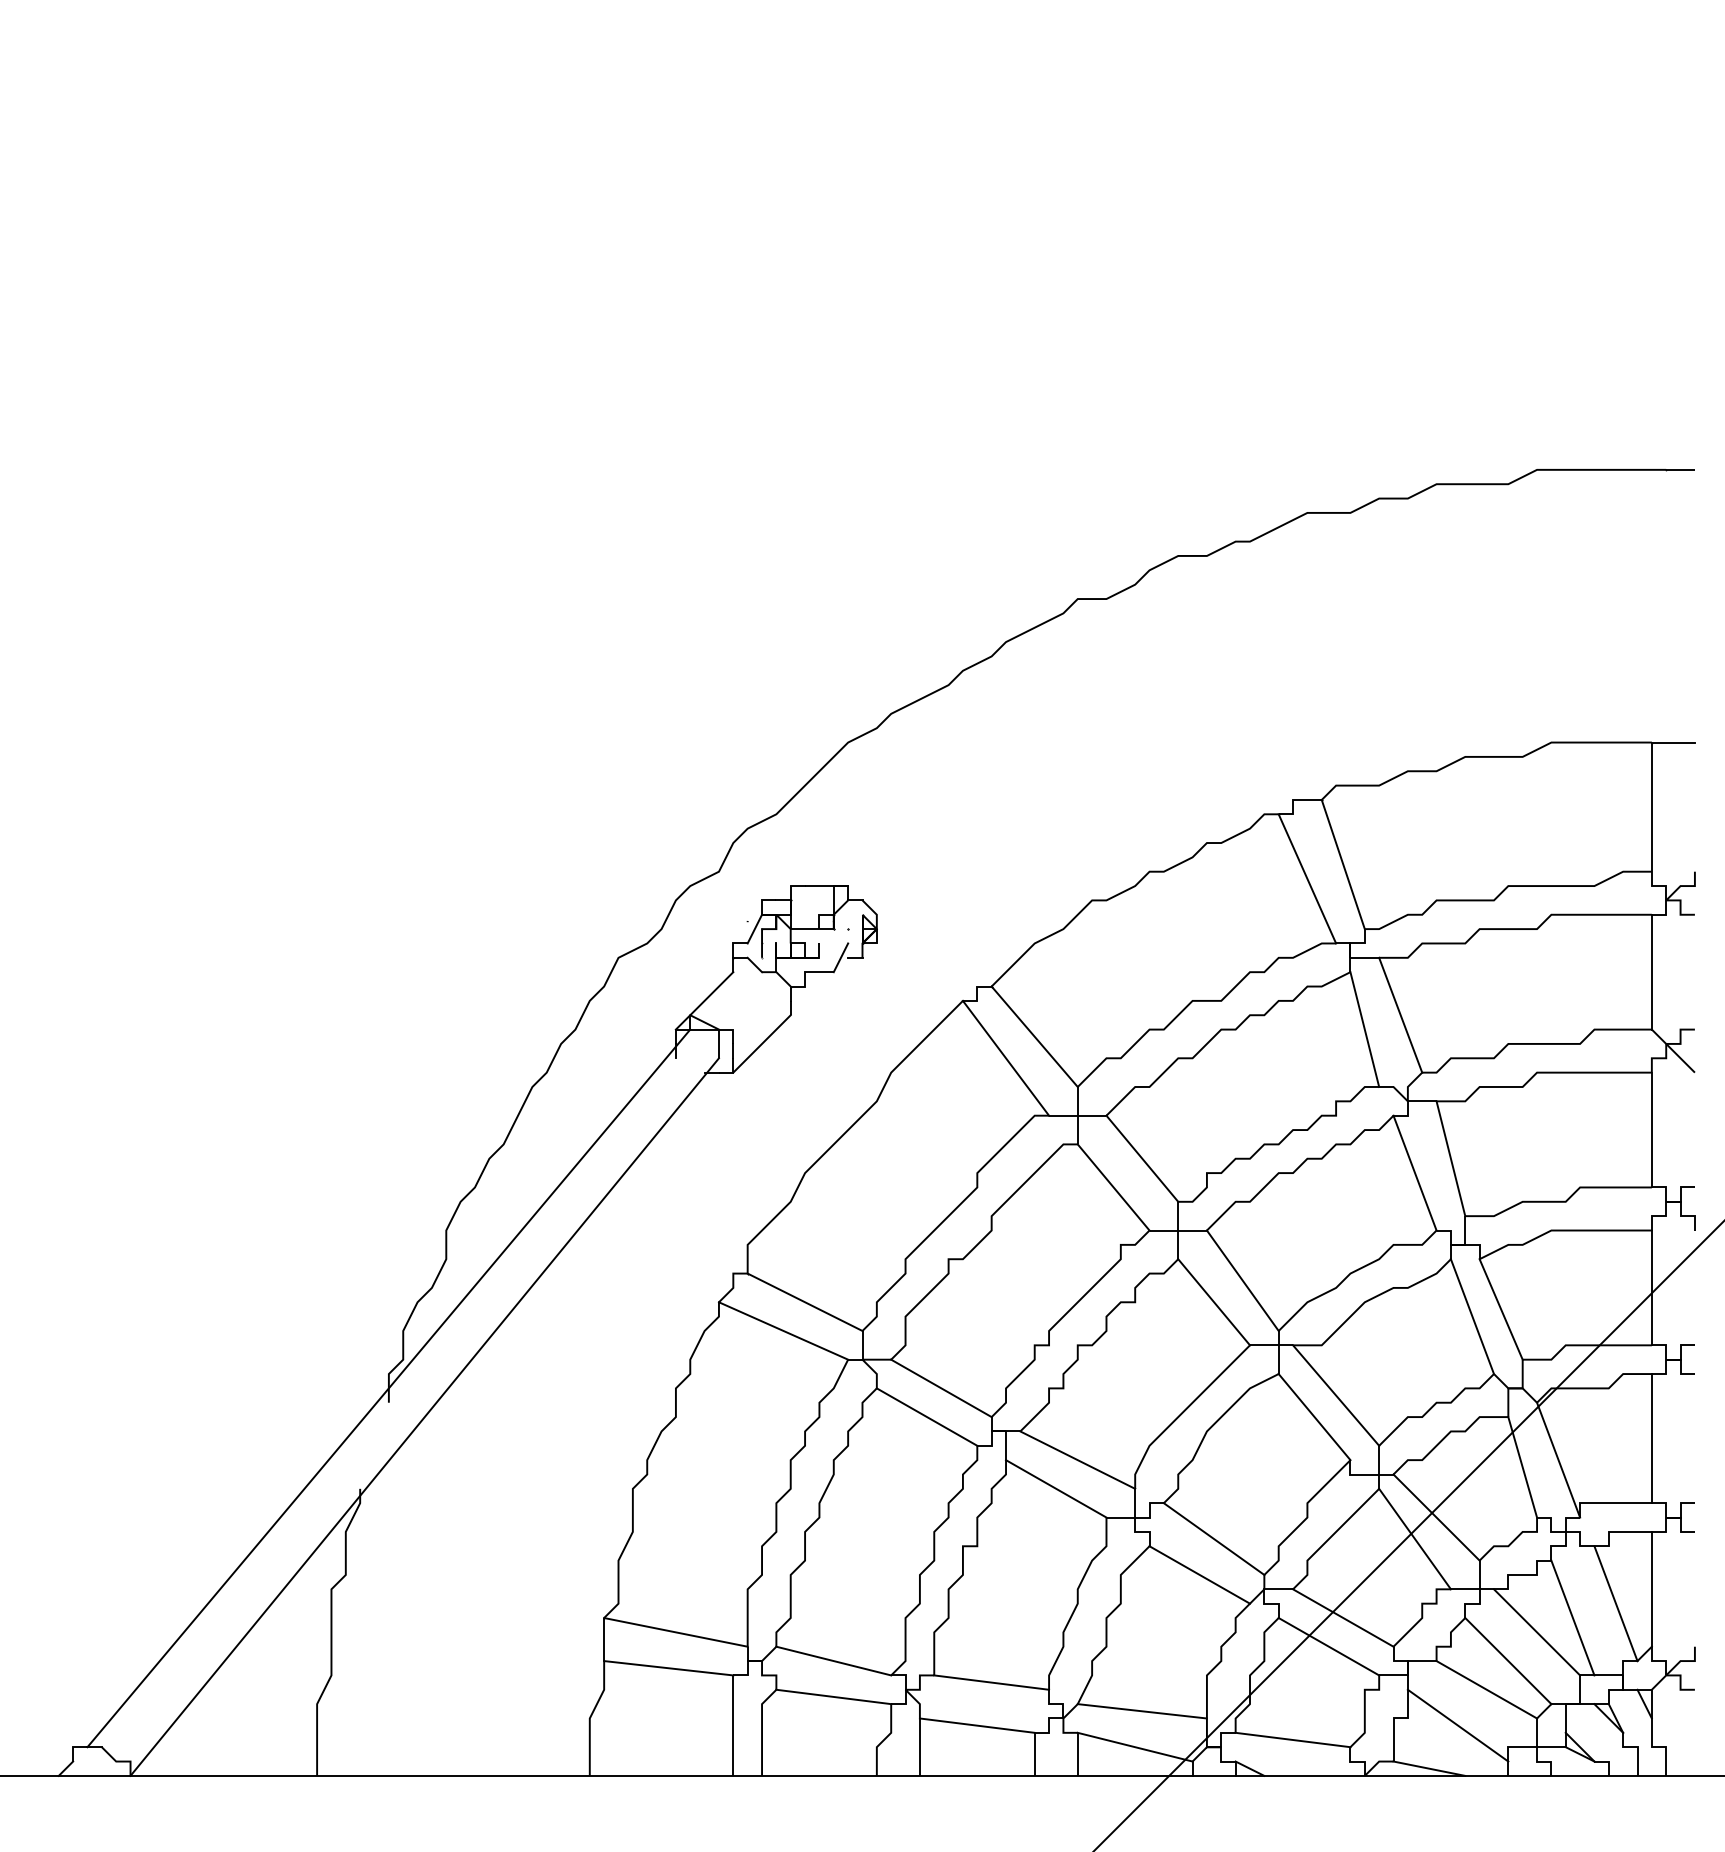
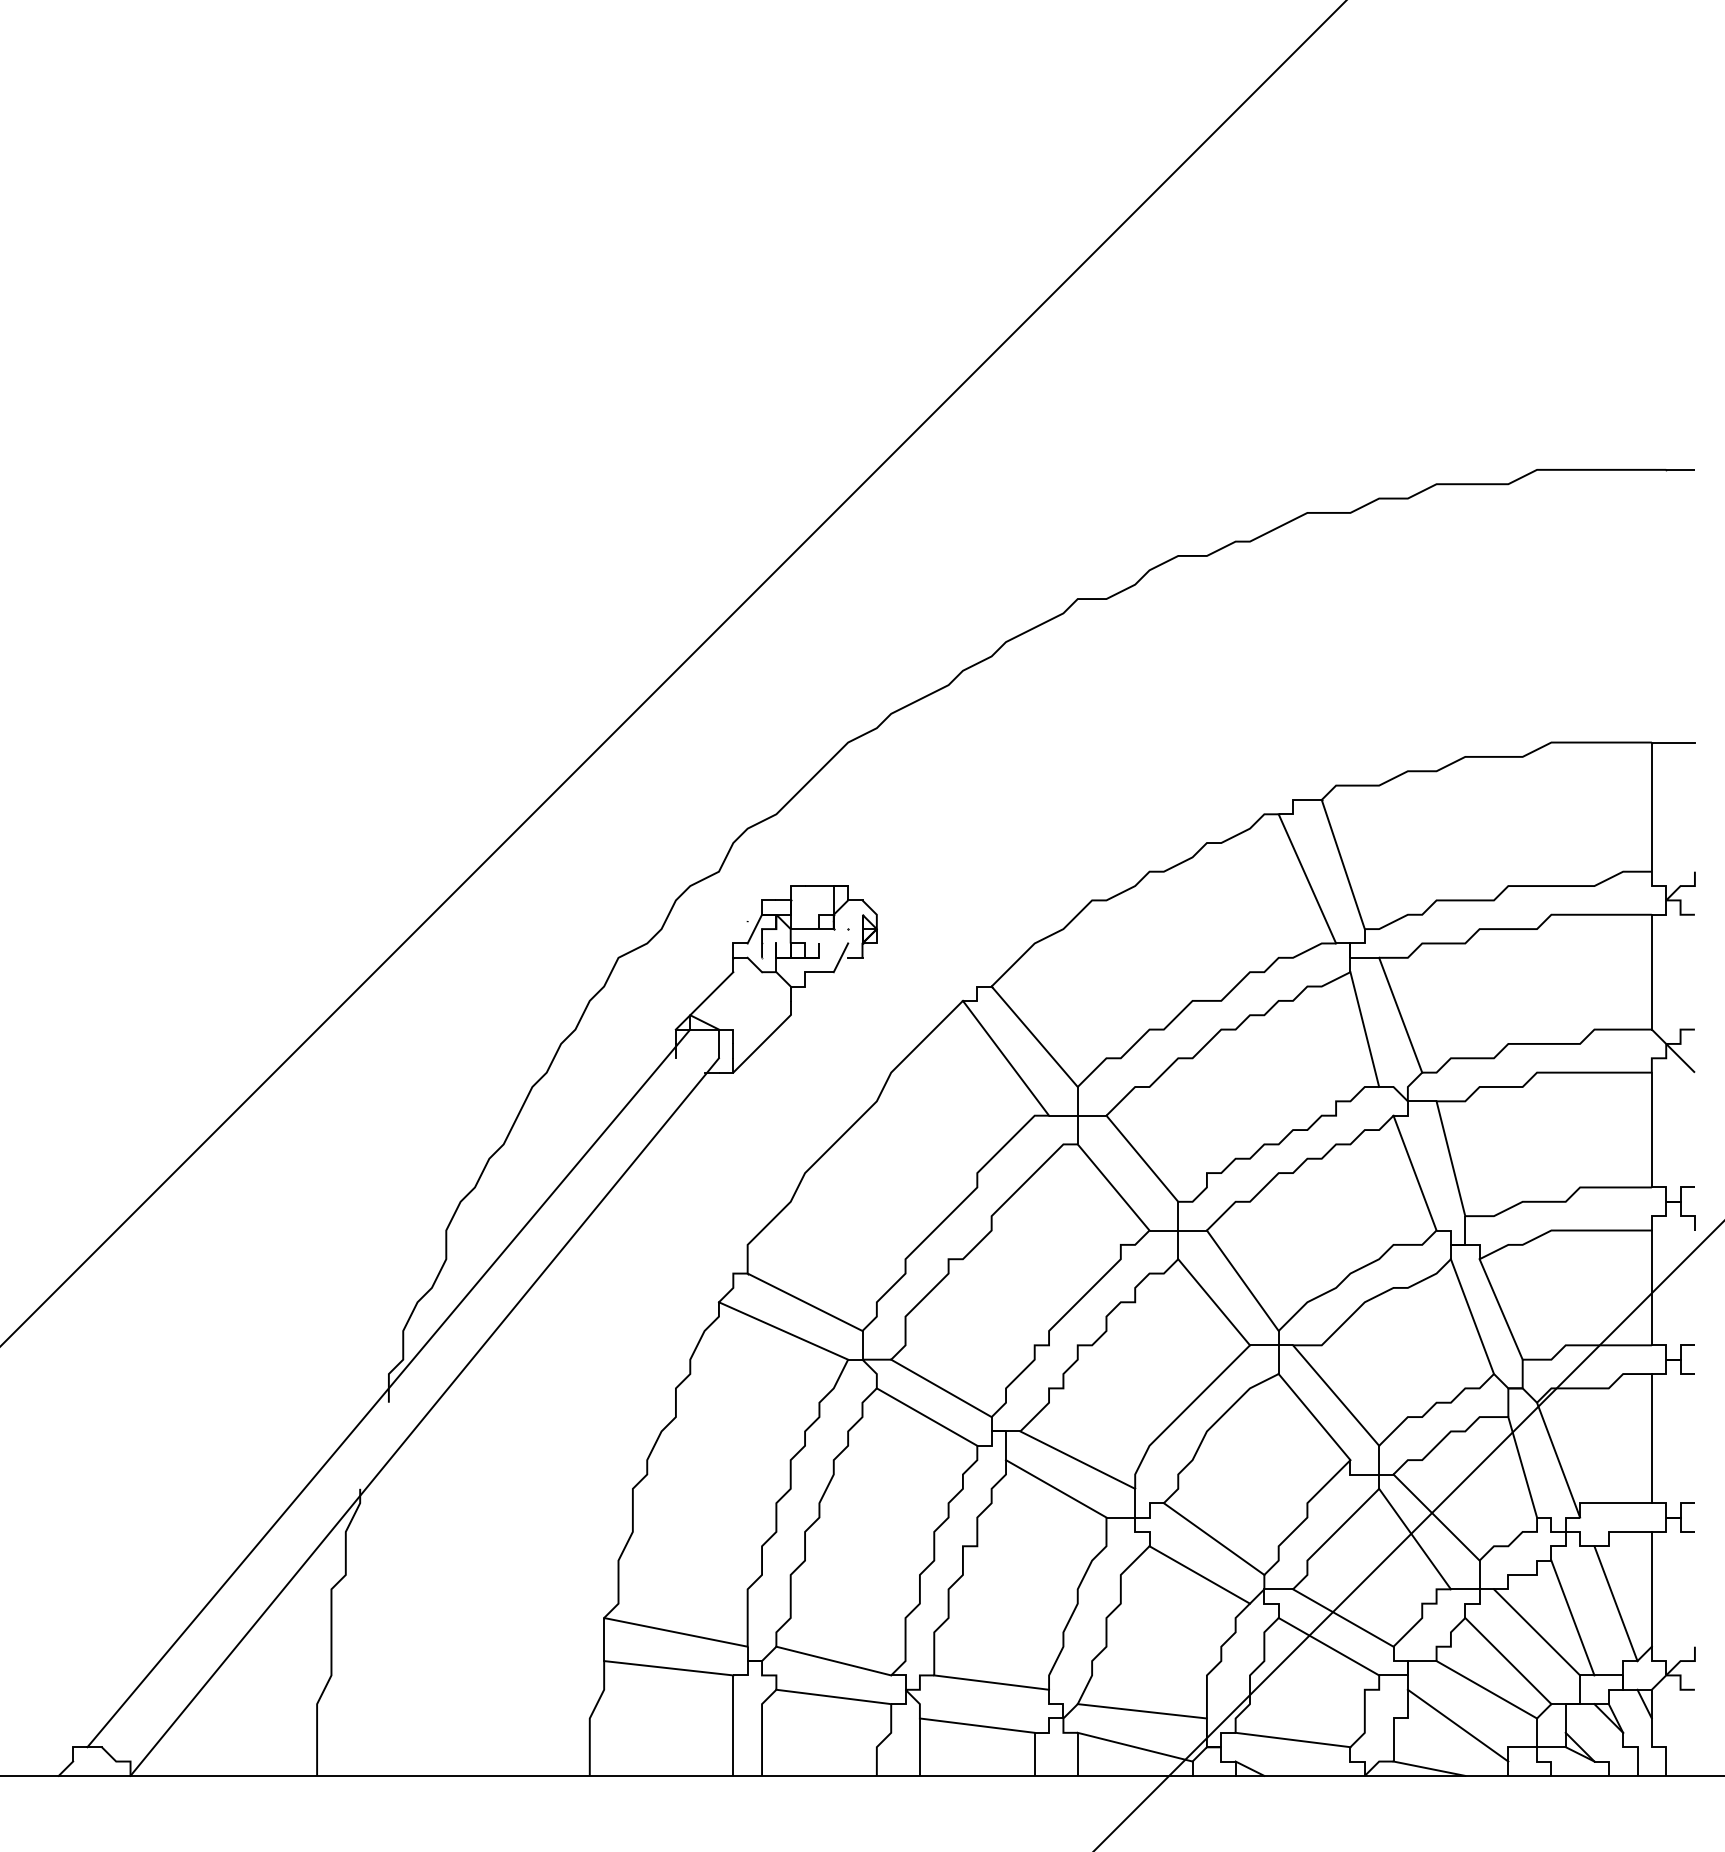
line: none -> present (673, 673)
